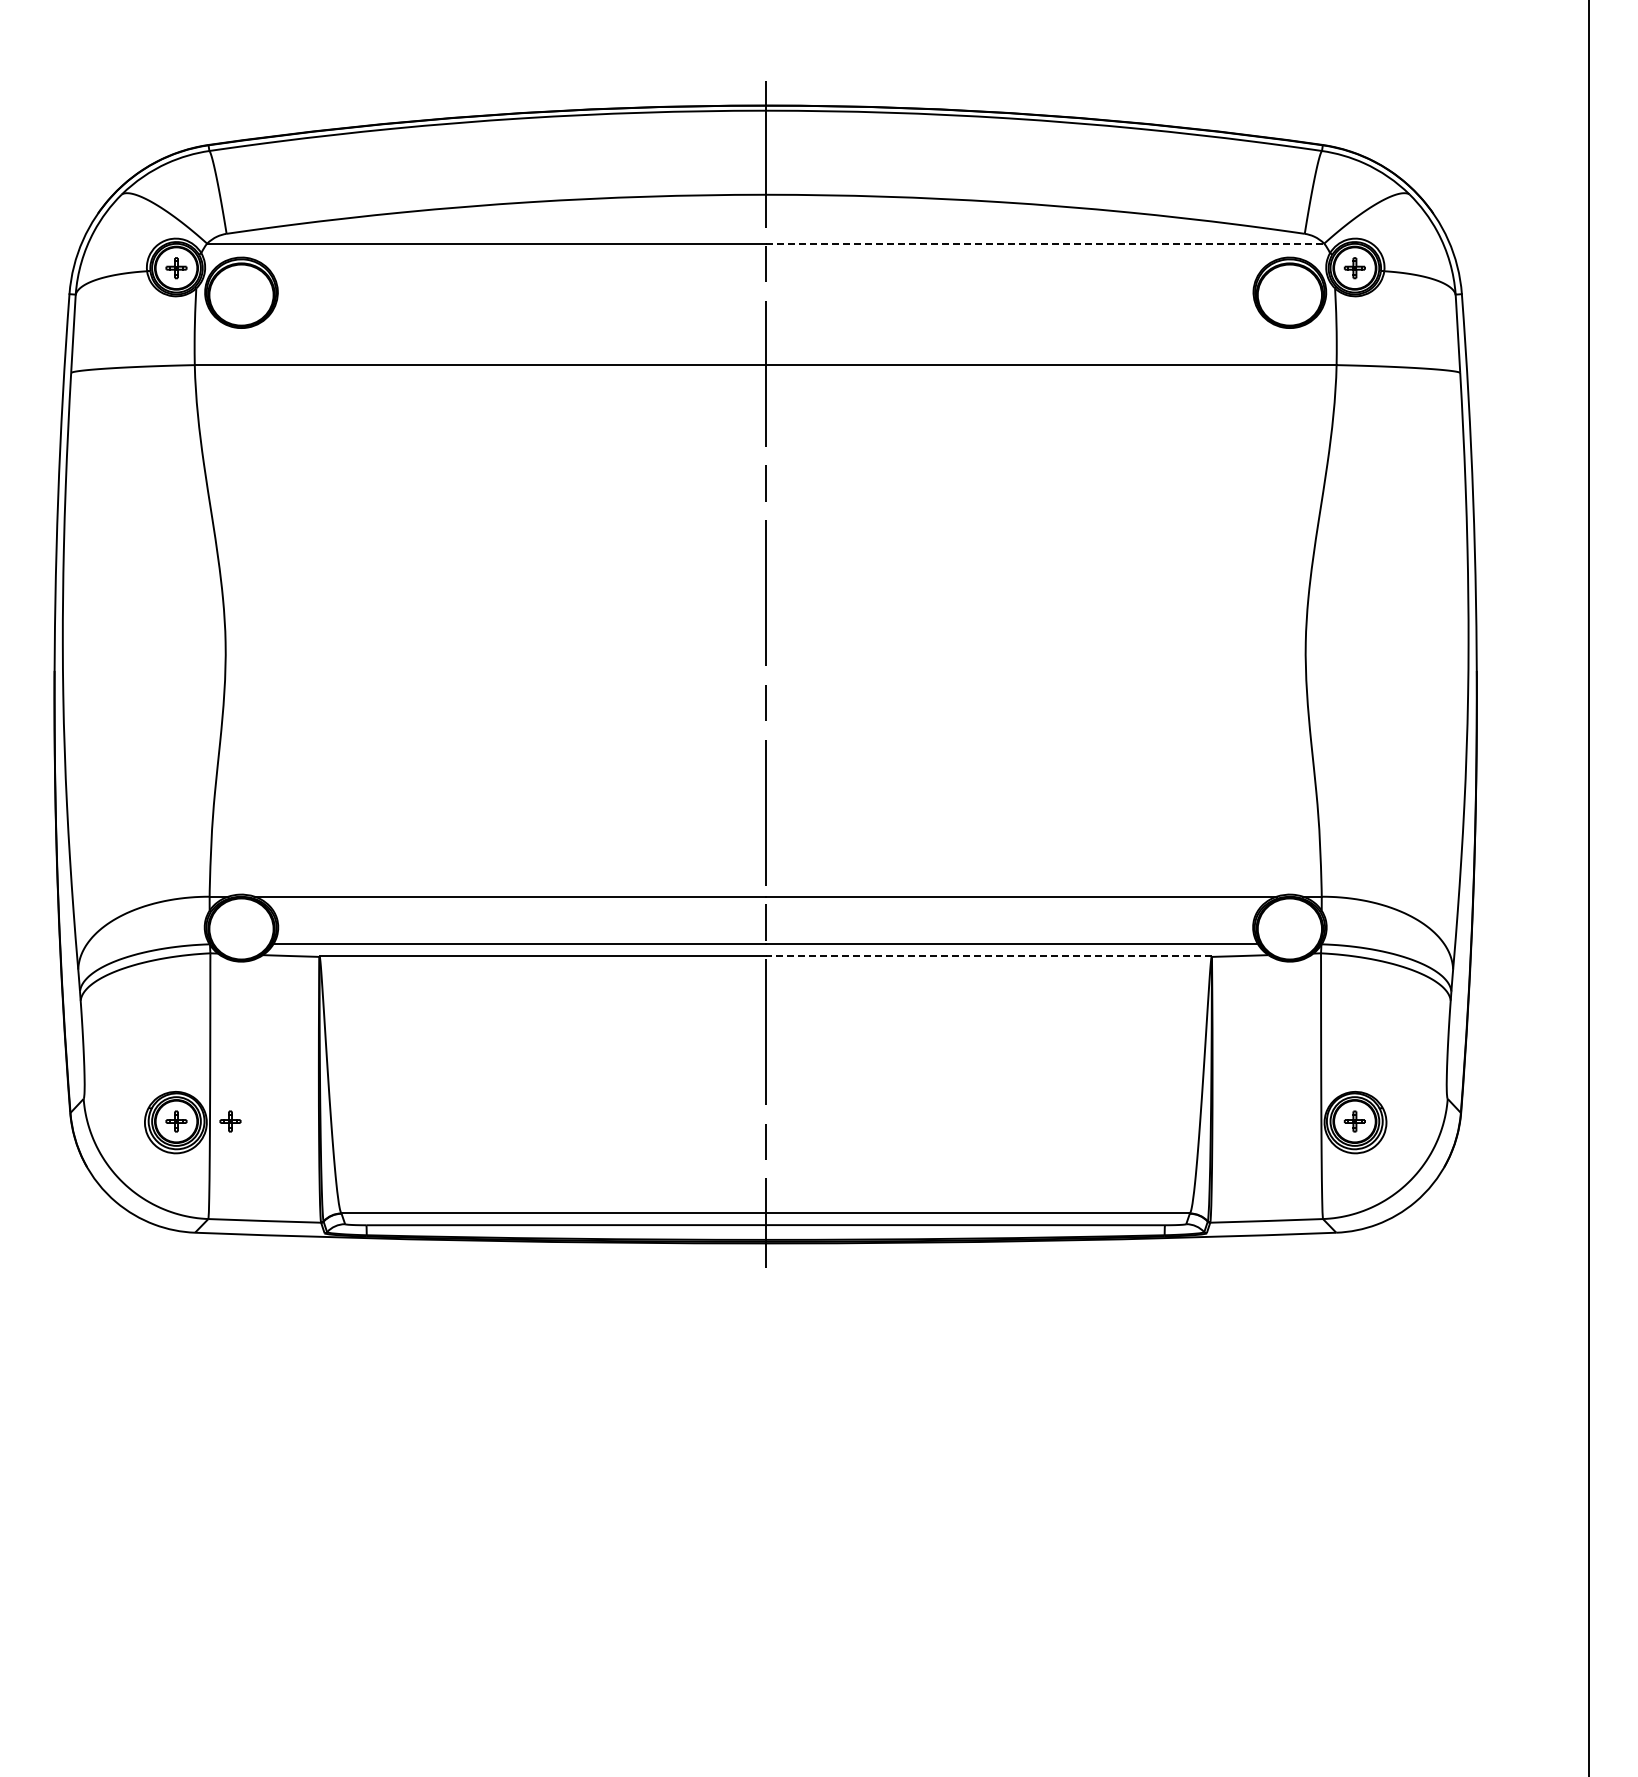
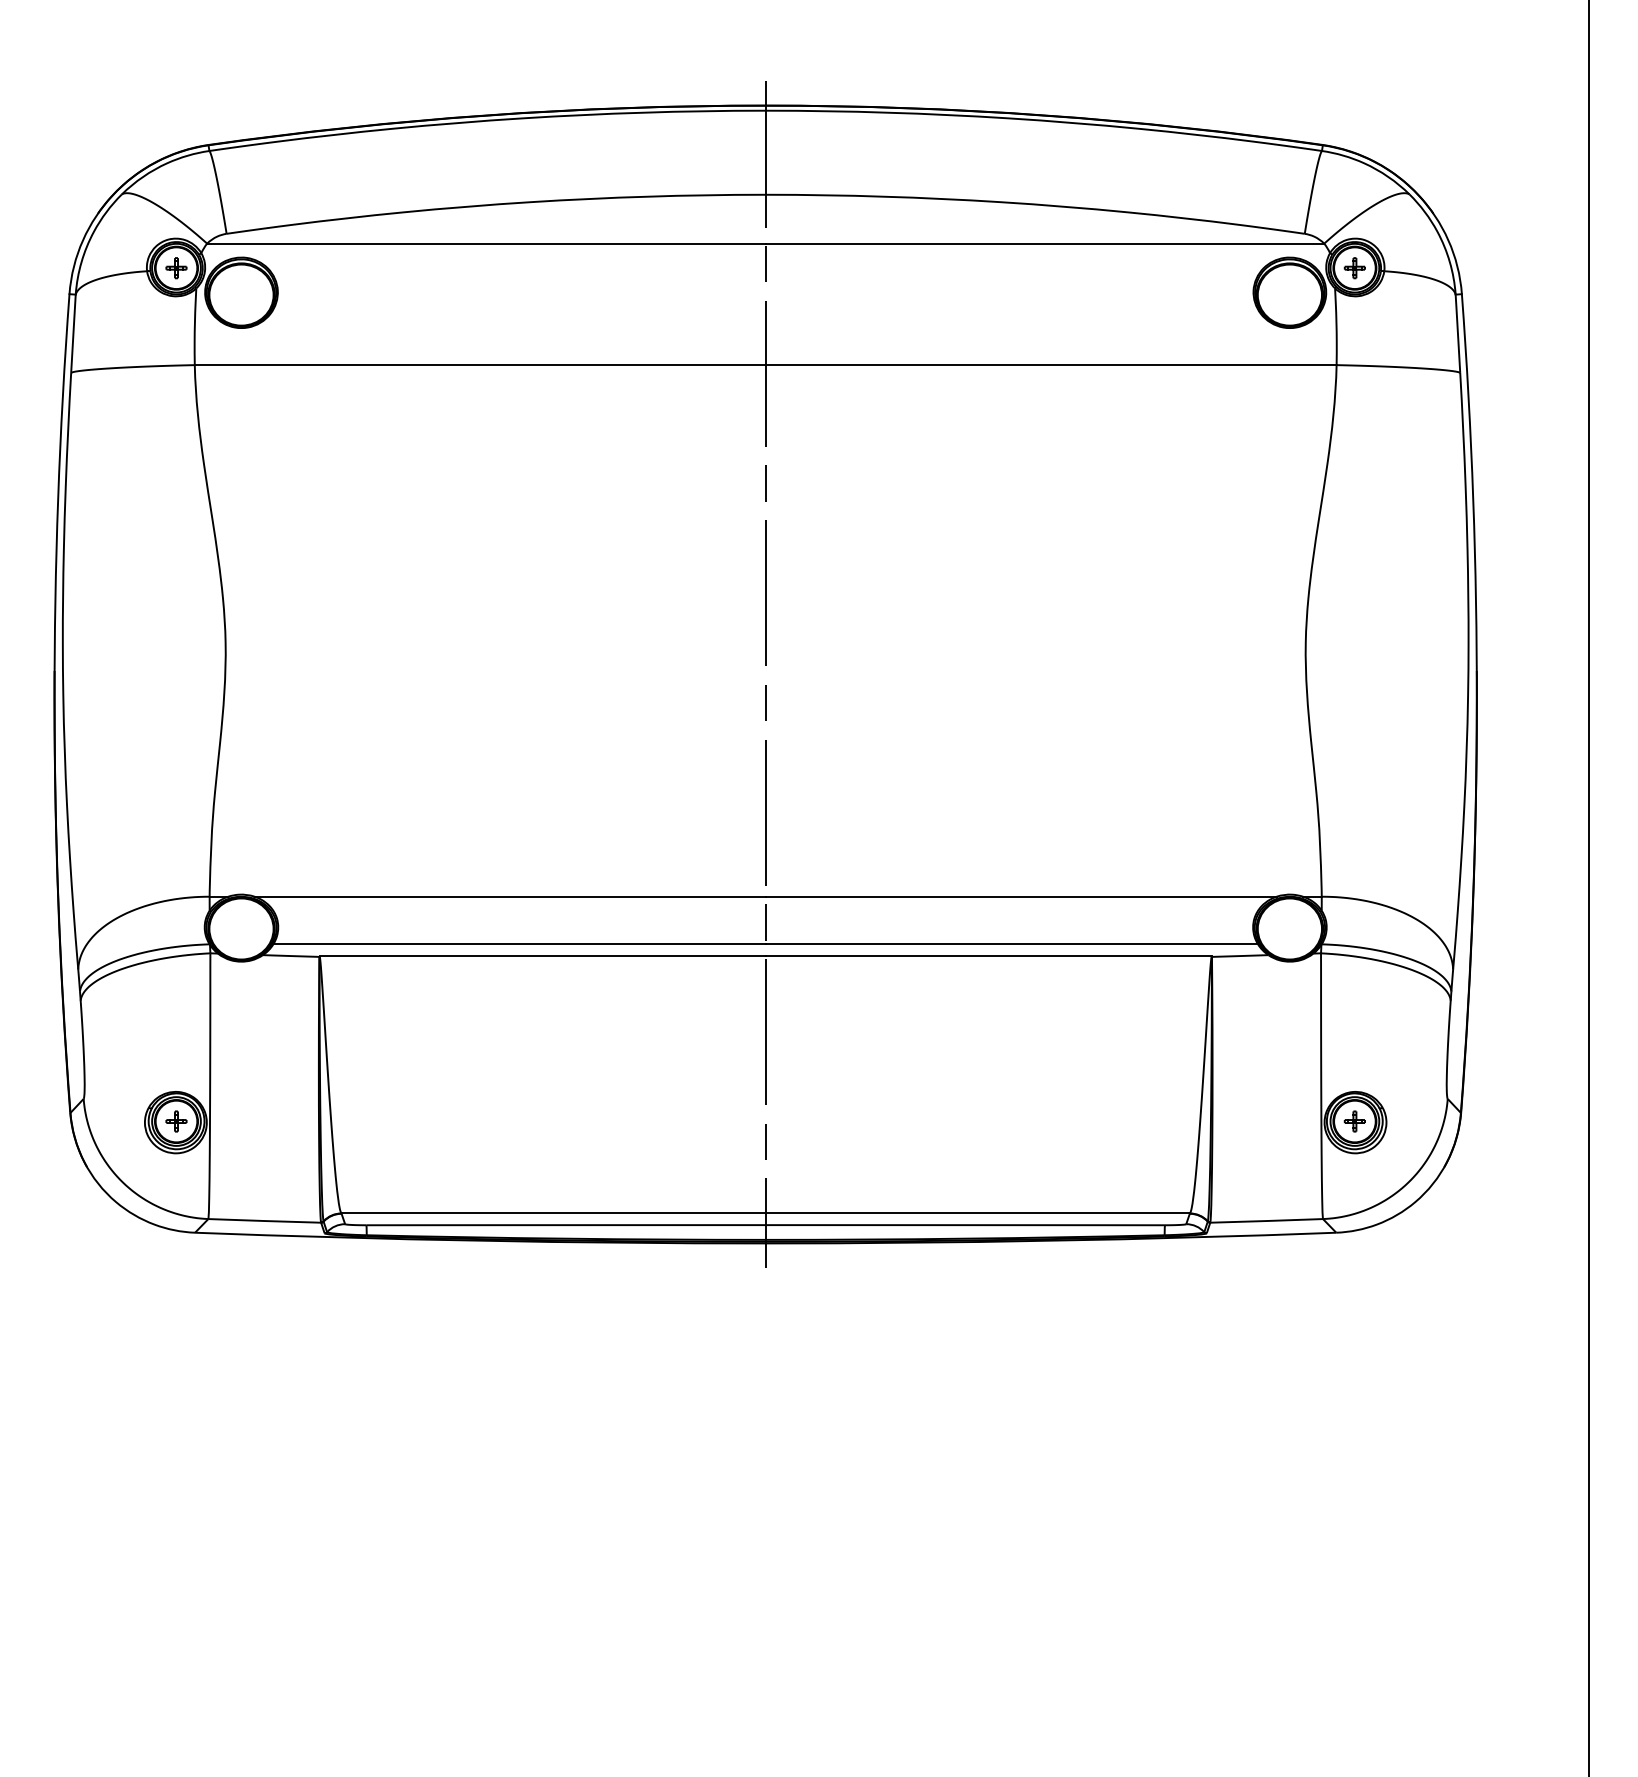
line: dashed -> solid (1045, 243)
line: dashed -> solid (988, 956)
part: present -> none (230, 1121)
